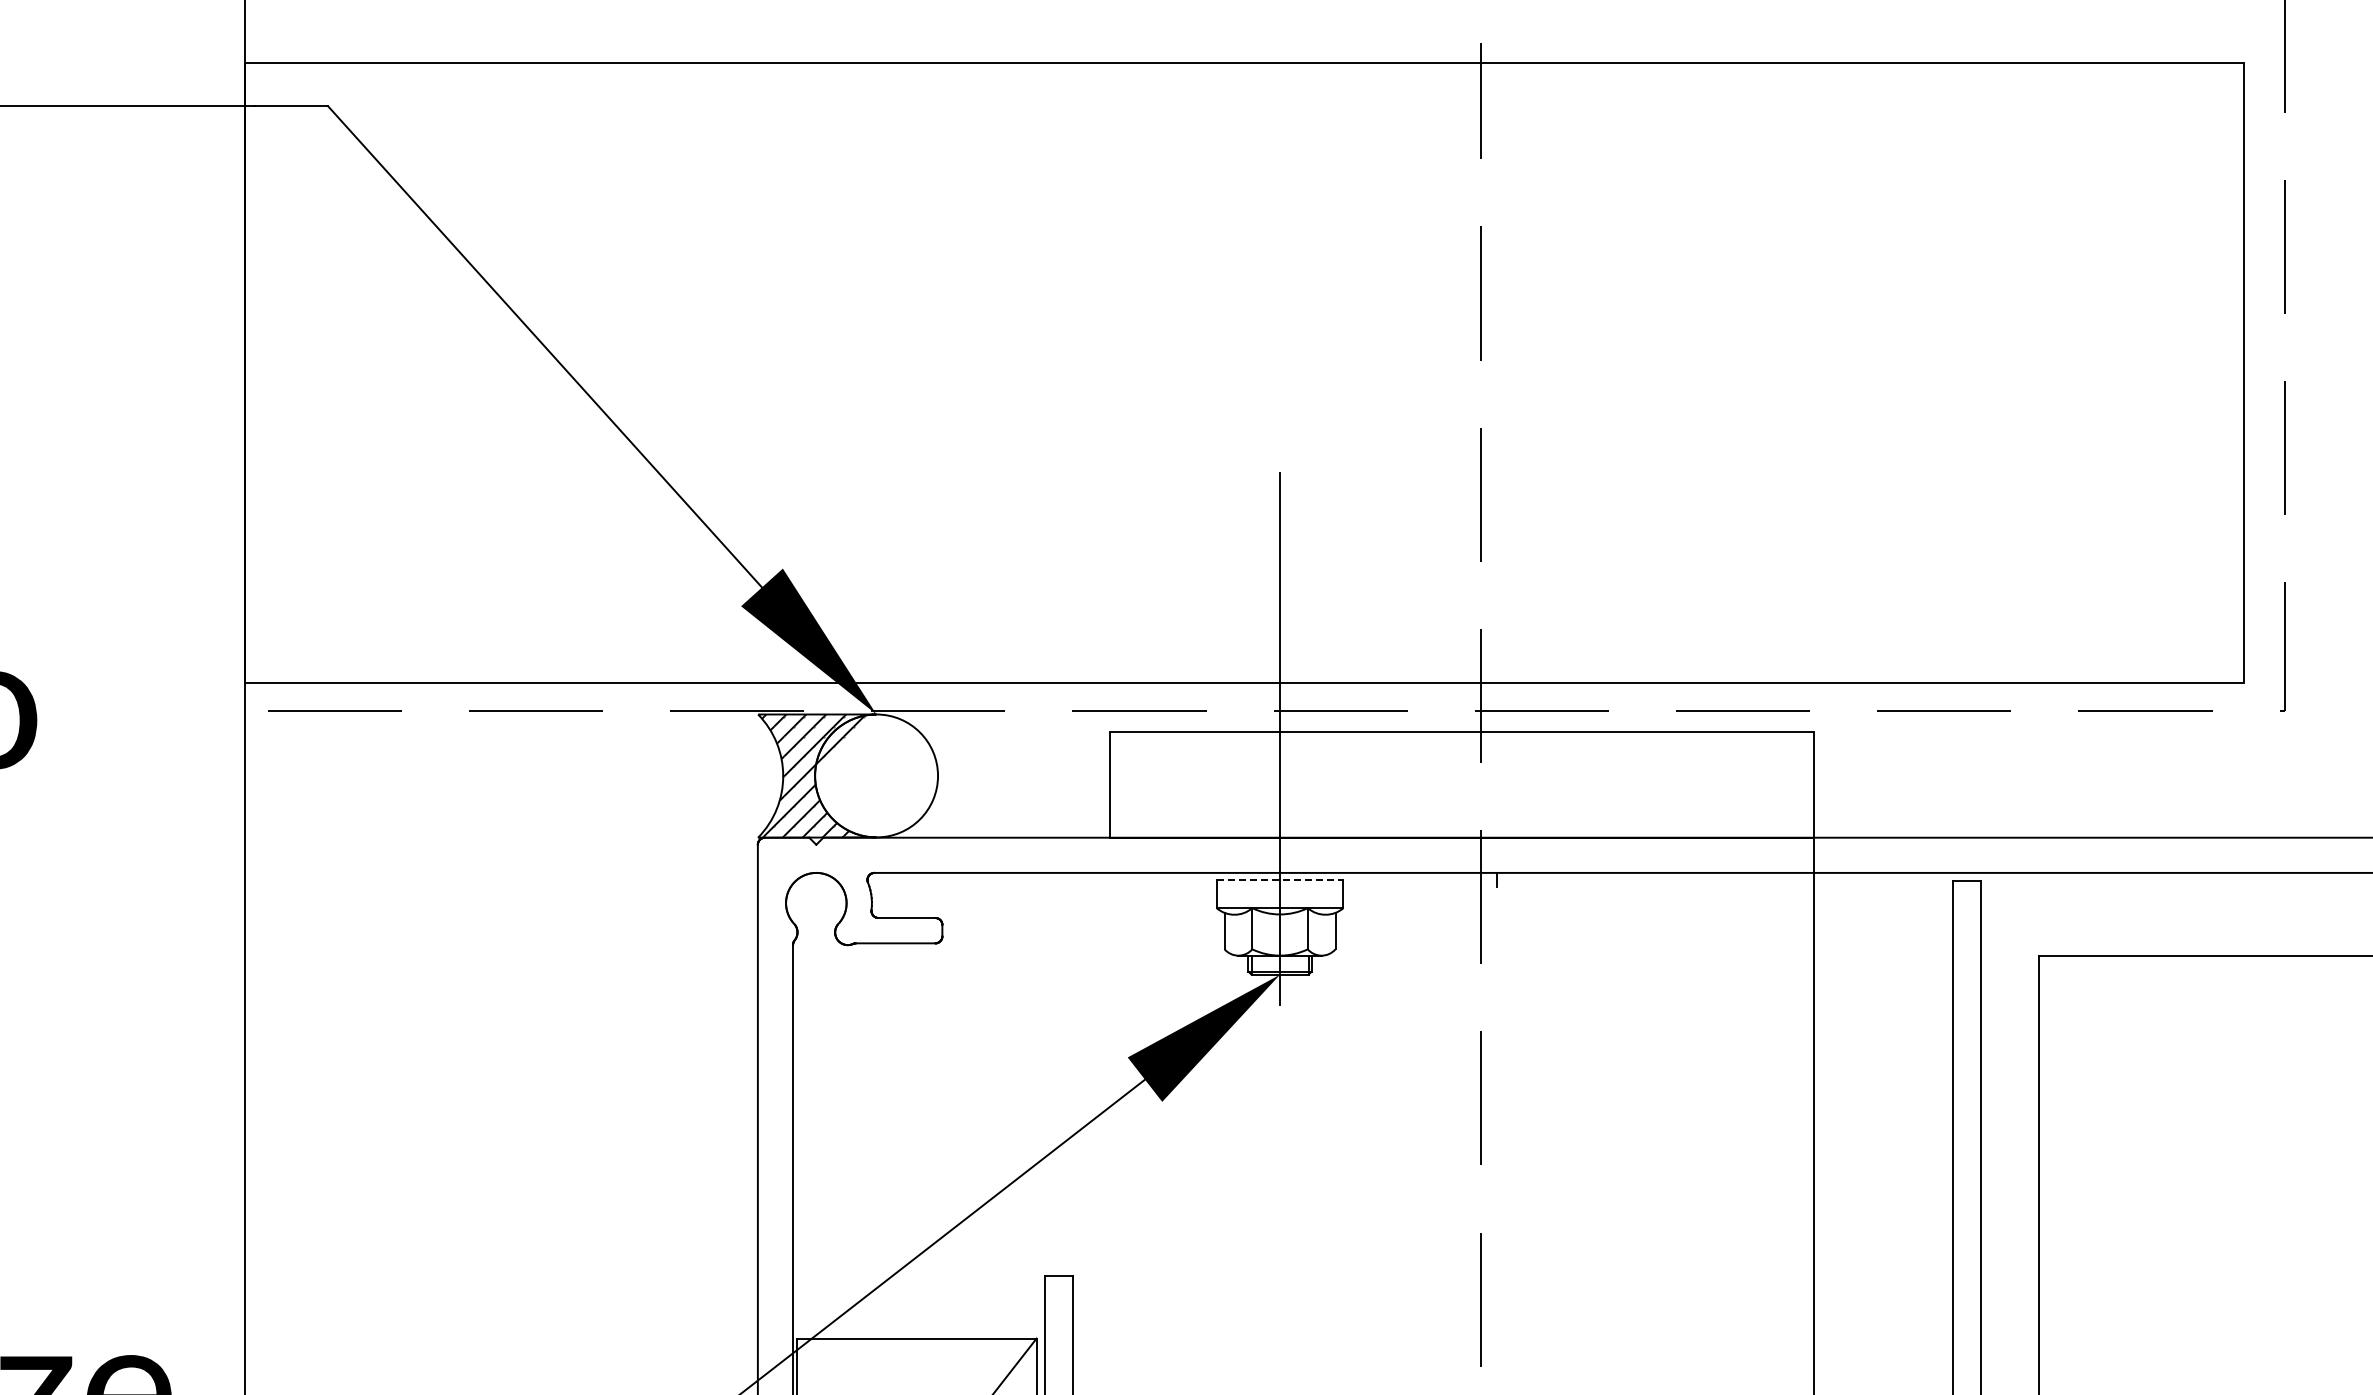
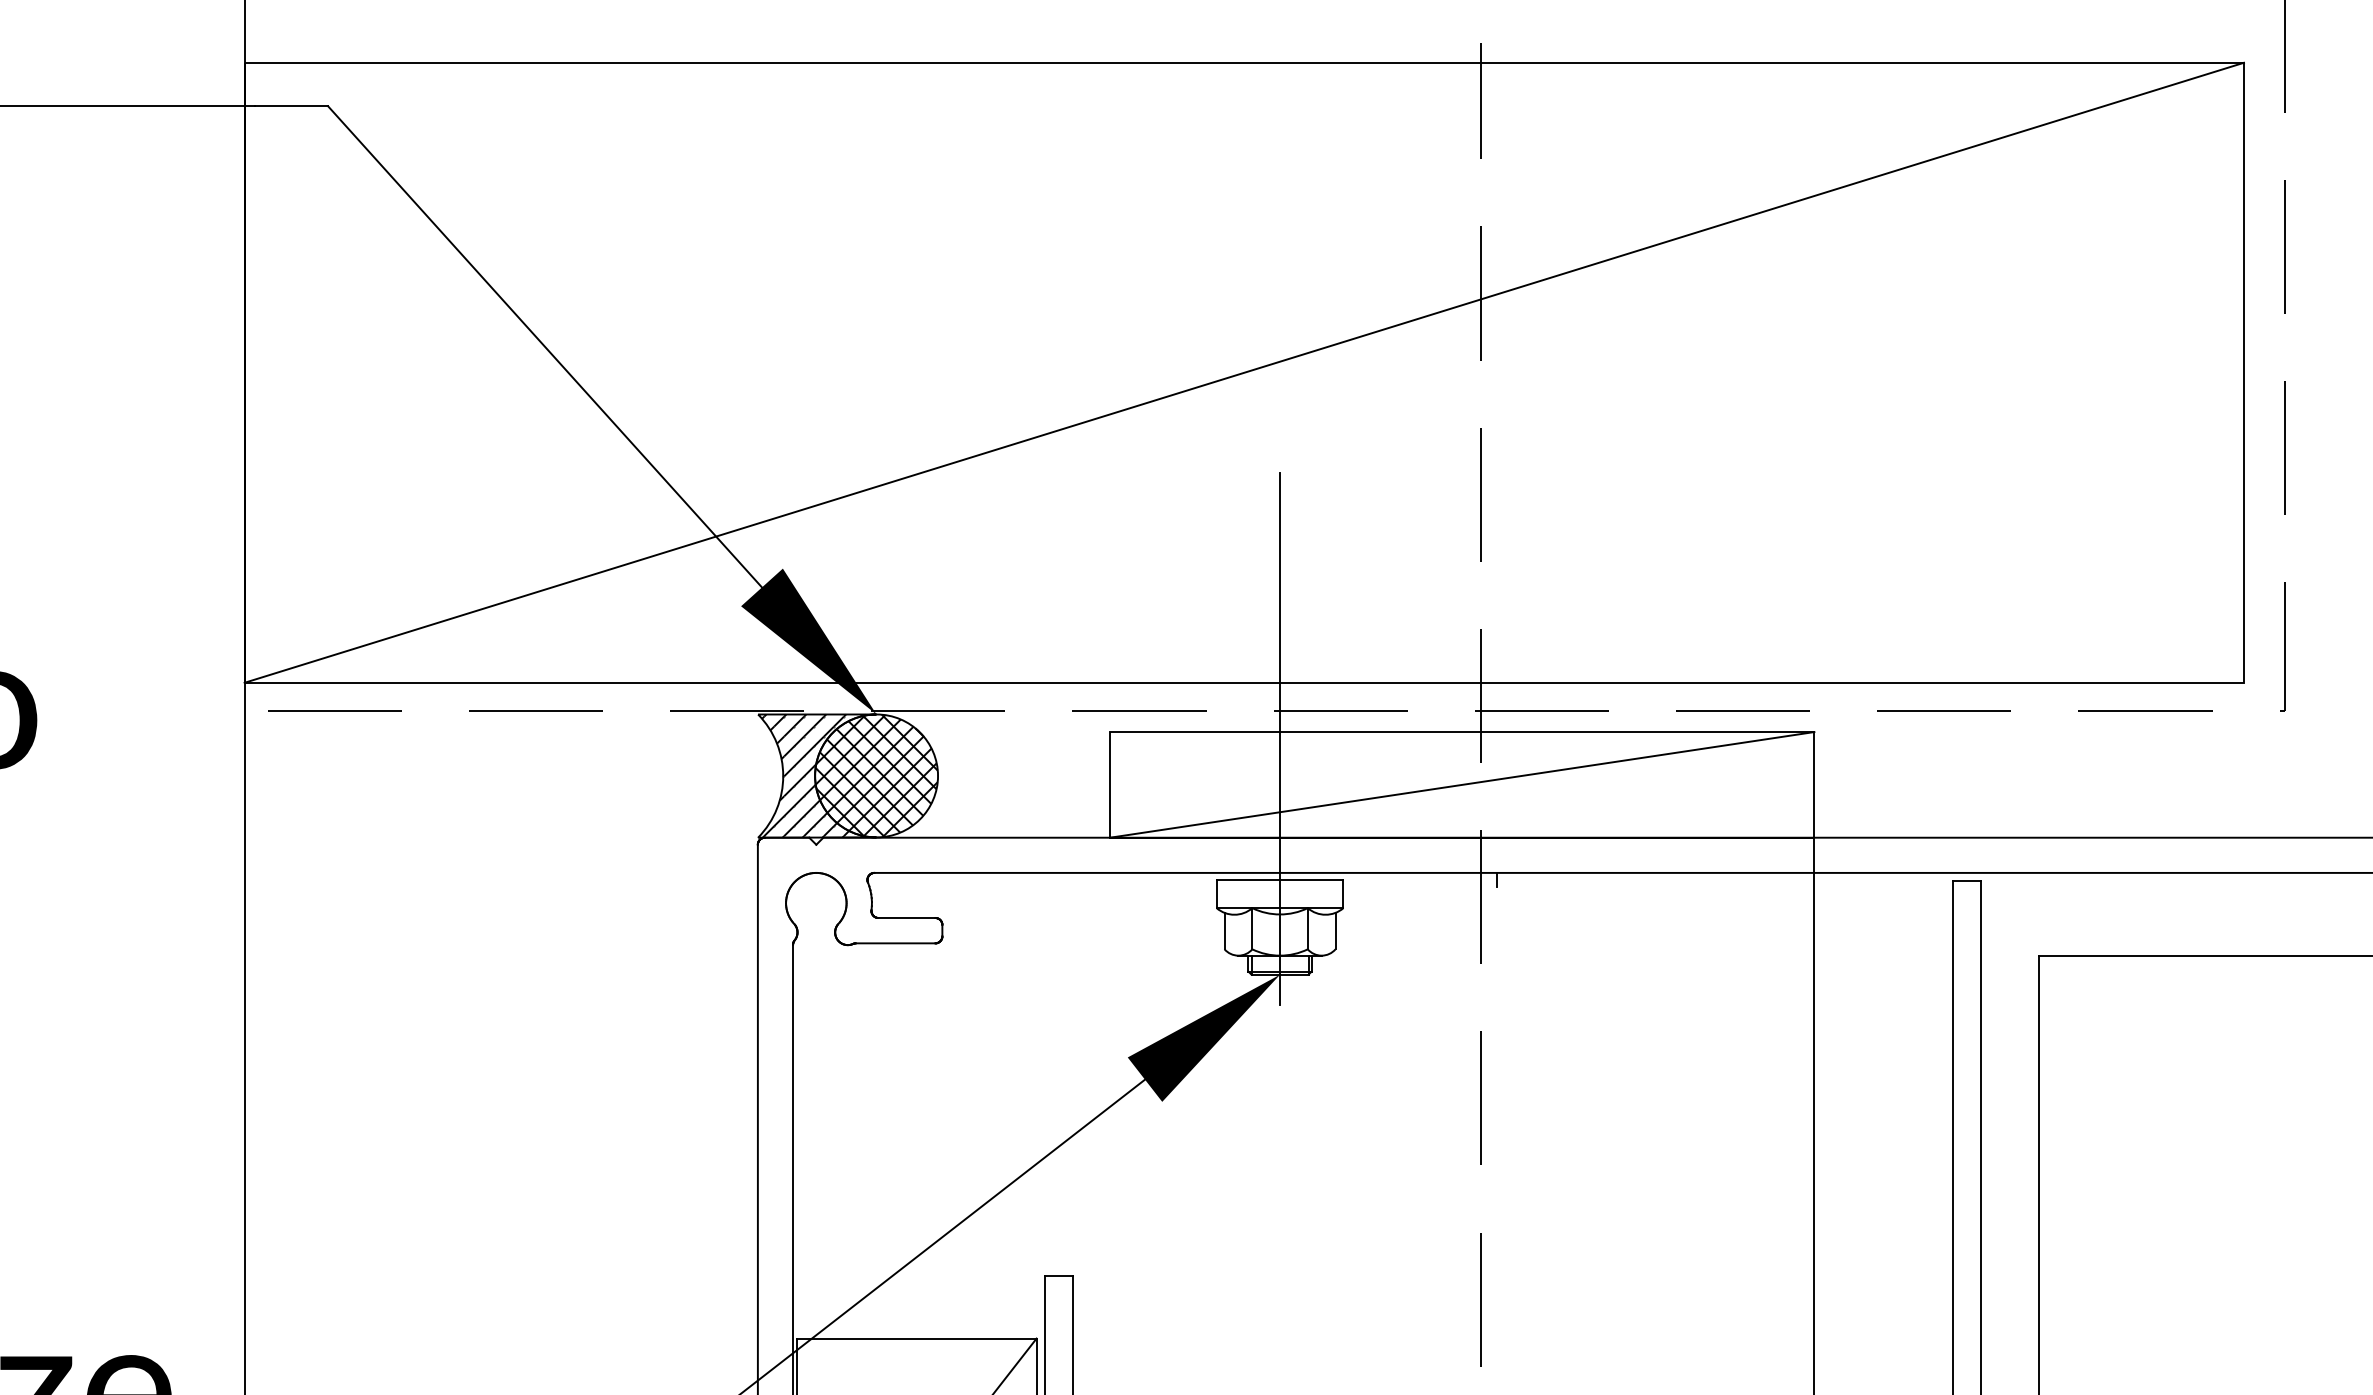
line: none -> present (1243, 372)
hatch: none -> present (876, 775)
line: none -> present (1462, 784)
line: dashed -> solid (1280, 879)
